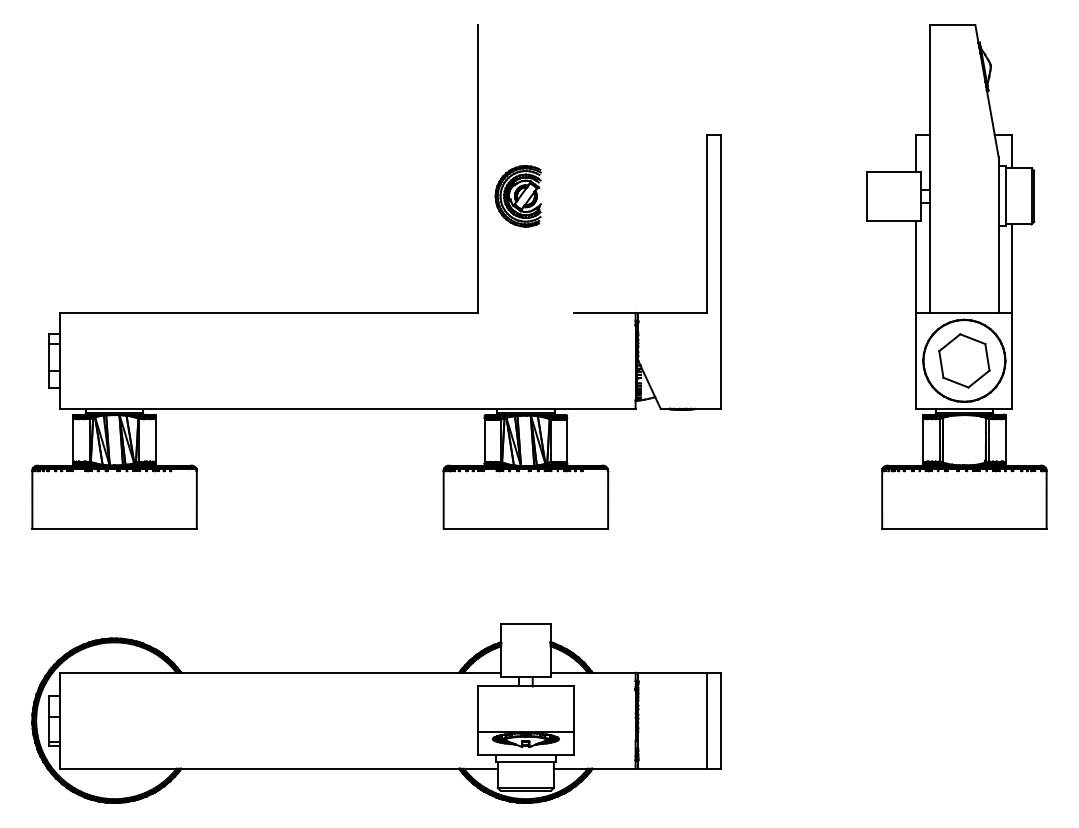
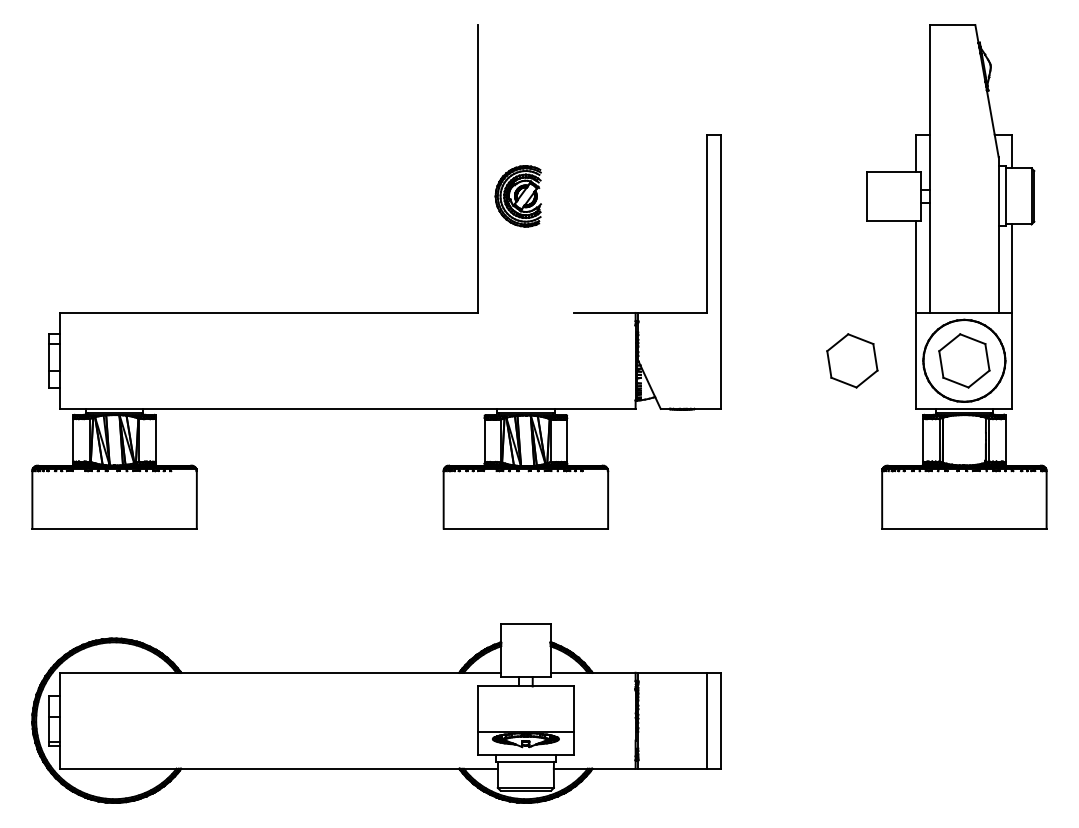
part: none -> present (852, 360)
